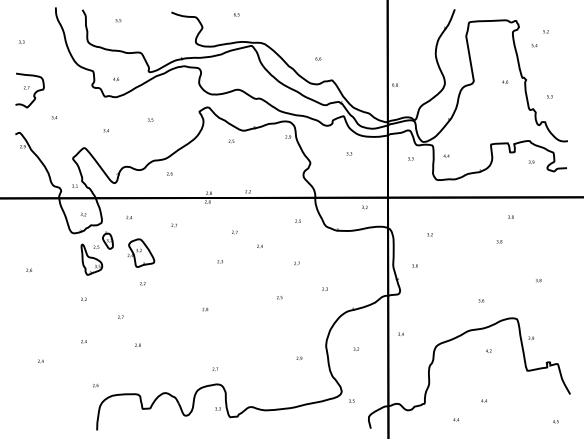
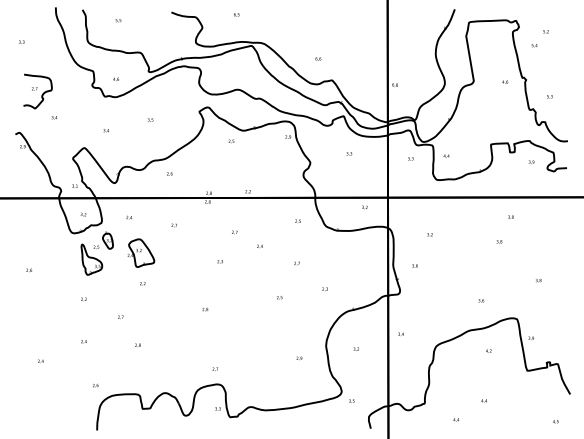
part position: (29, 90) -> (37, 91) (37, 91)
